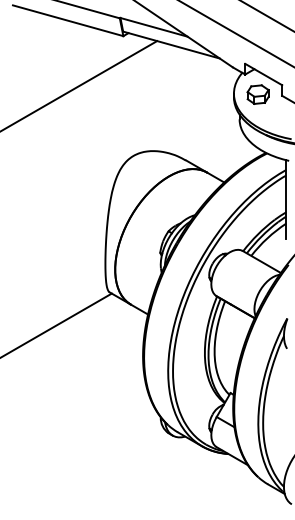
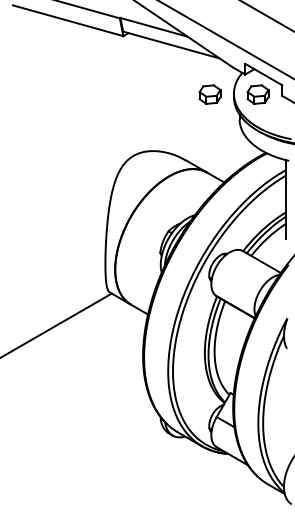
line position: (236, 33) -> (226, 39) (226, 39)
line: present -> none (79, 85)
part: none -> present (209, 94)
